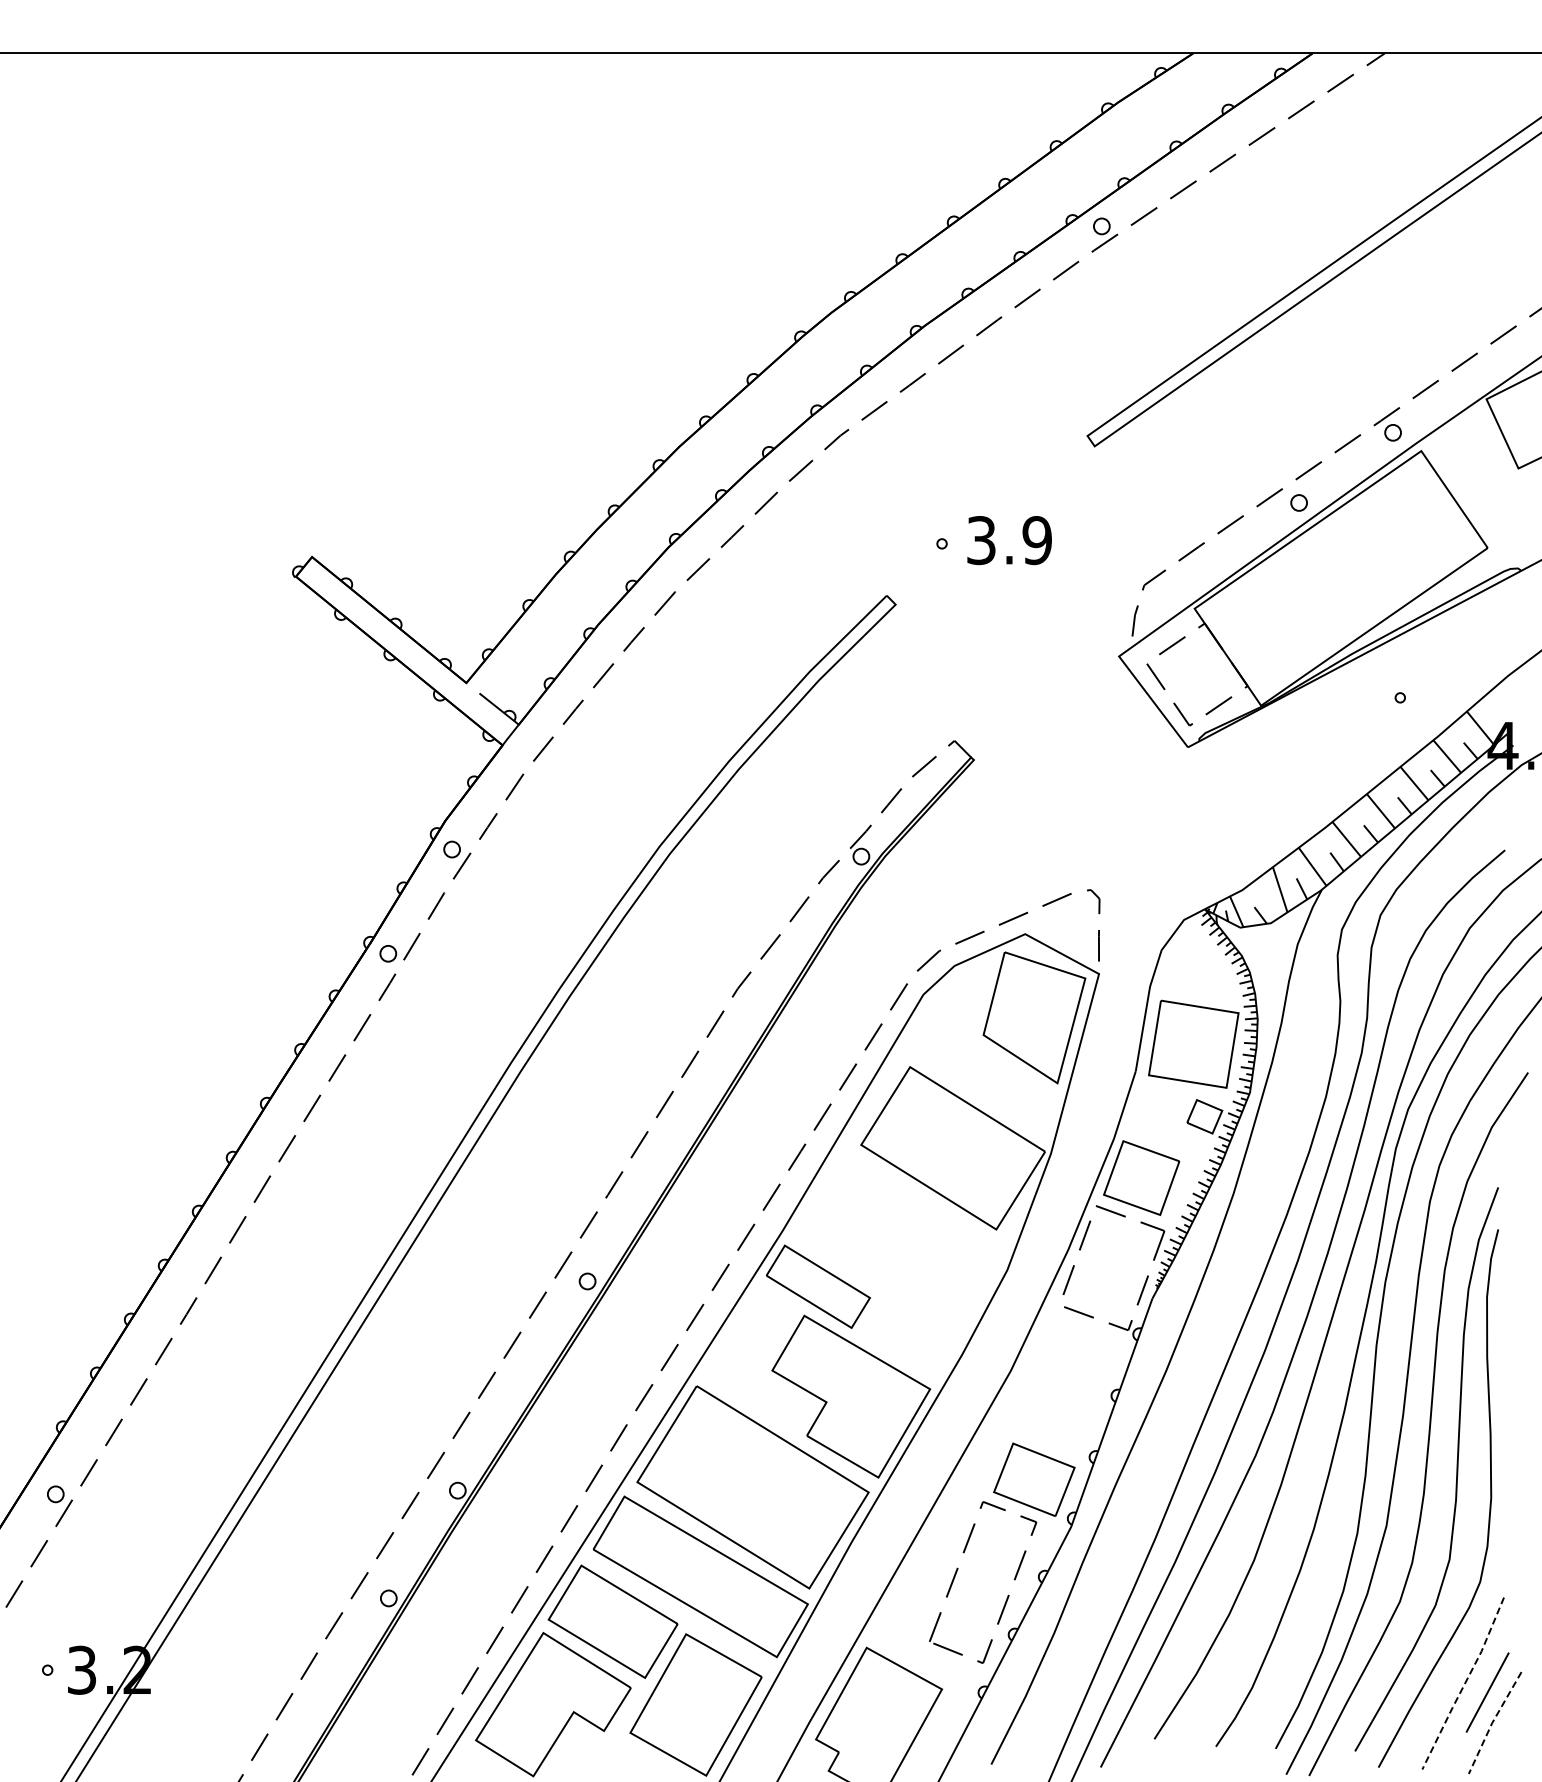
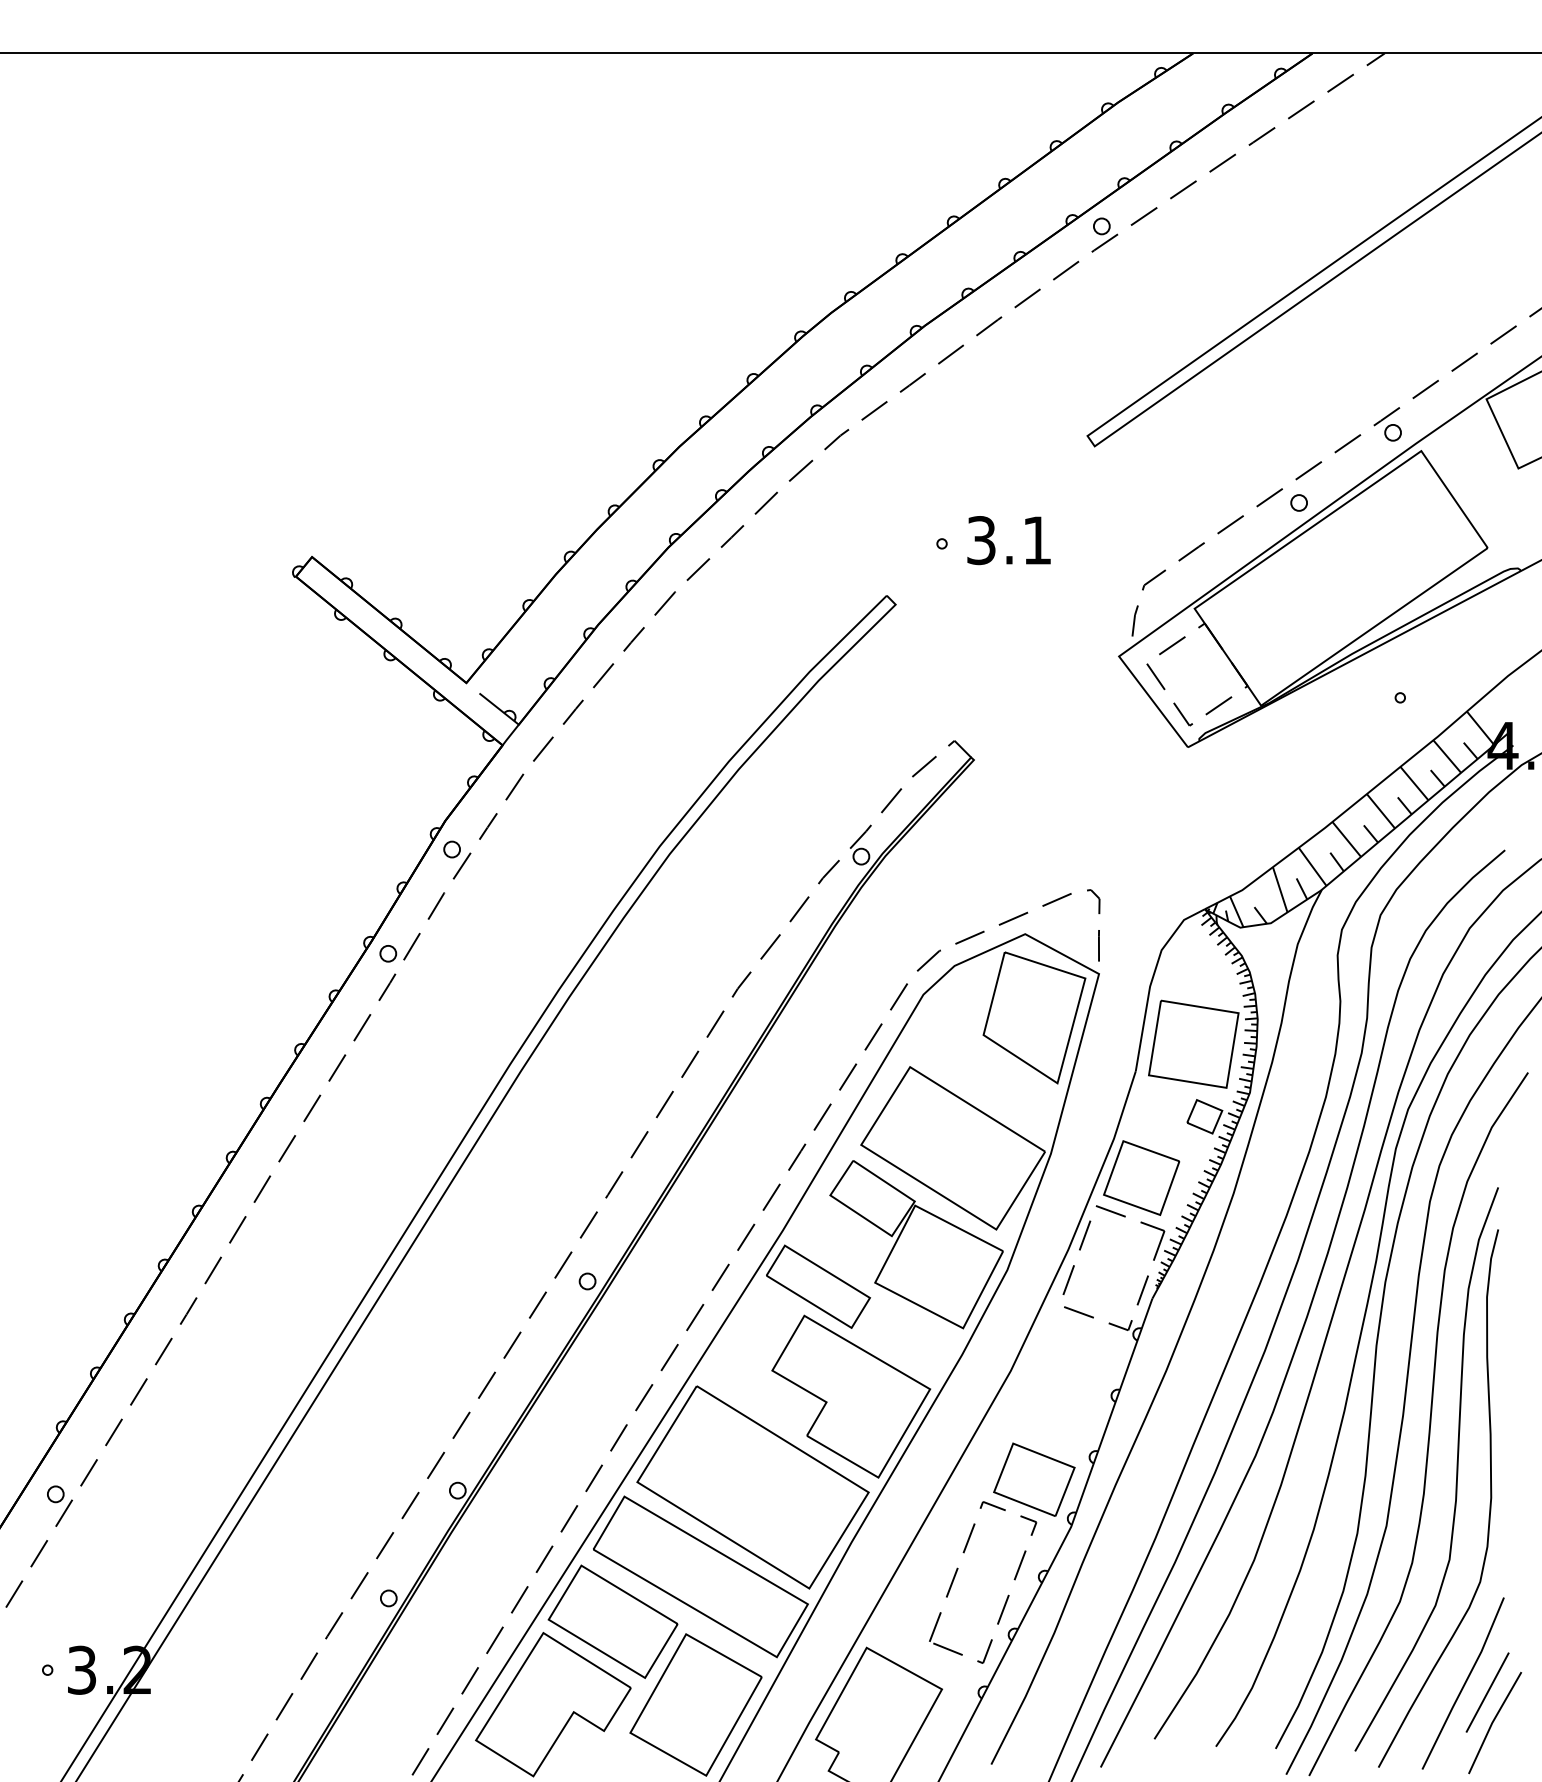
text: 3.9 -> 3.1 (1036, 540)
part: none -> present (916, 1244)
line: dashed -> solid (1464, 1684)
line: dashed -> solid (1492, 1723)
